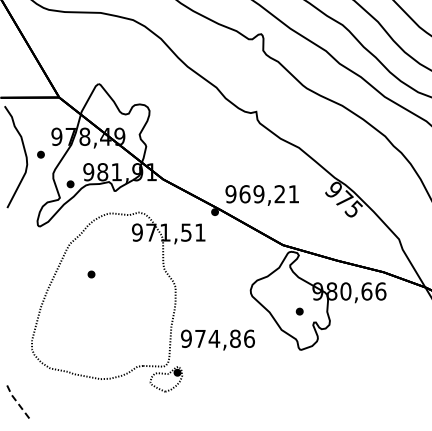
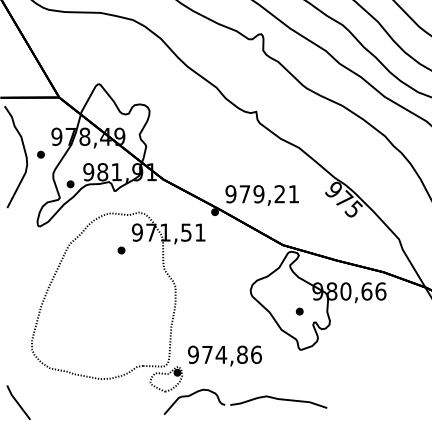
text: 969,21 -> 979,21 (244, 194)
part position: (91, 274) -> (121, 250) (121, 250)
text position: (217, 339) -> (224, 355) (224, 355)
part: none -> present (245, 401)
line: dashed -> solid (17, 403)
